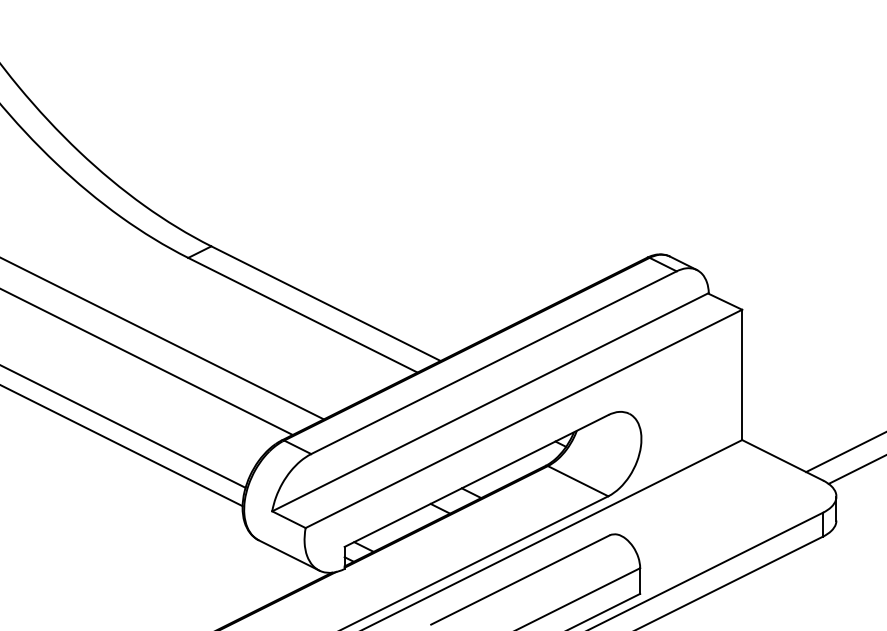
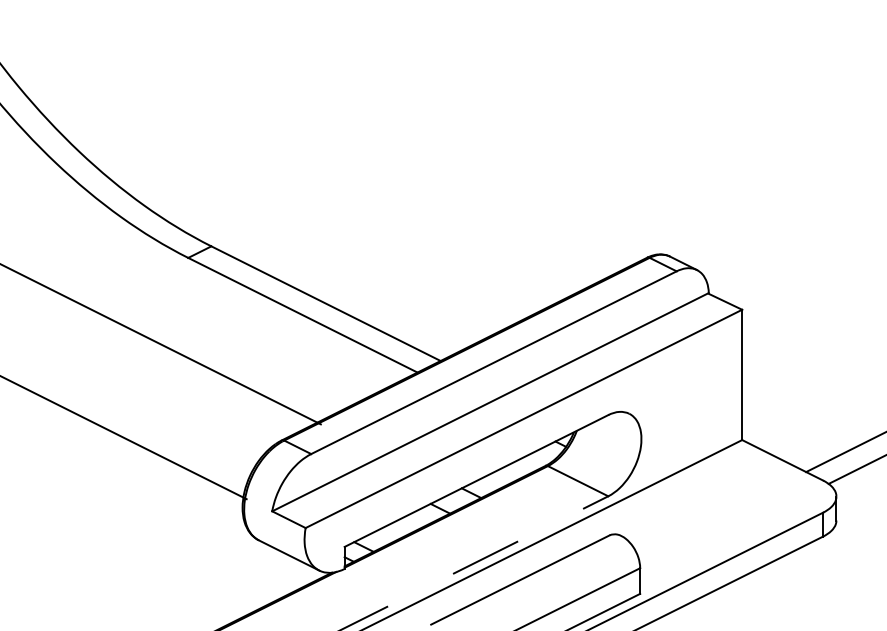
line position: (162, 338) -> (161, 344) (161, 344)
line: present -> none (147, 361)
line: present -> none (123, 426)
line position: (122, 445) -> (124, 438) (124, 438)
line: solid -> dashed (474, 563)
